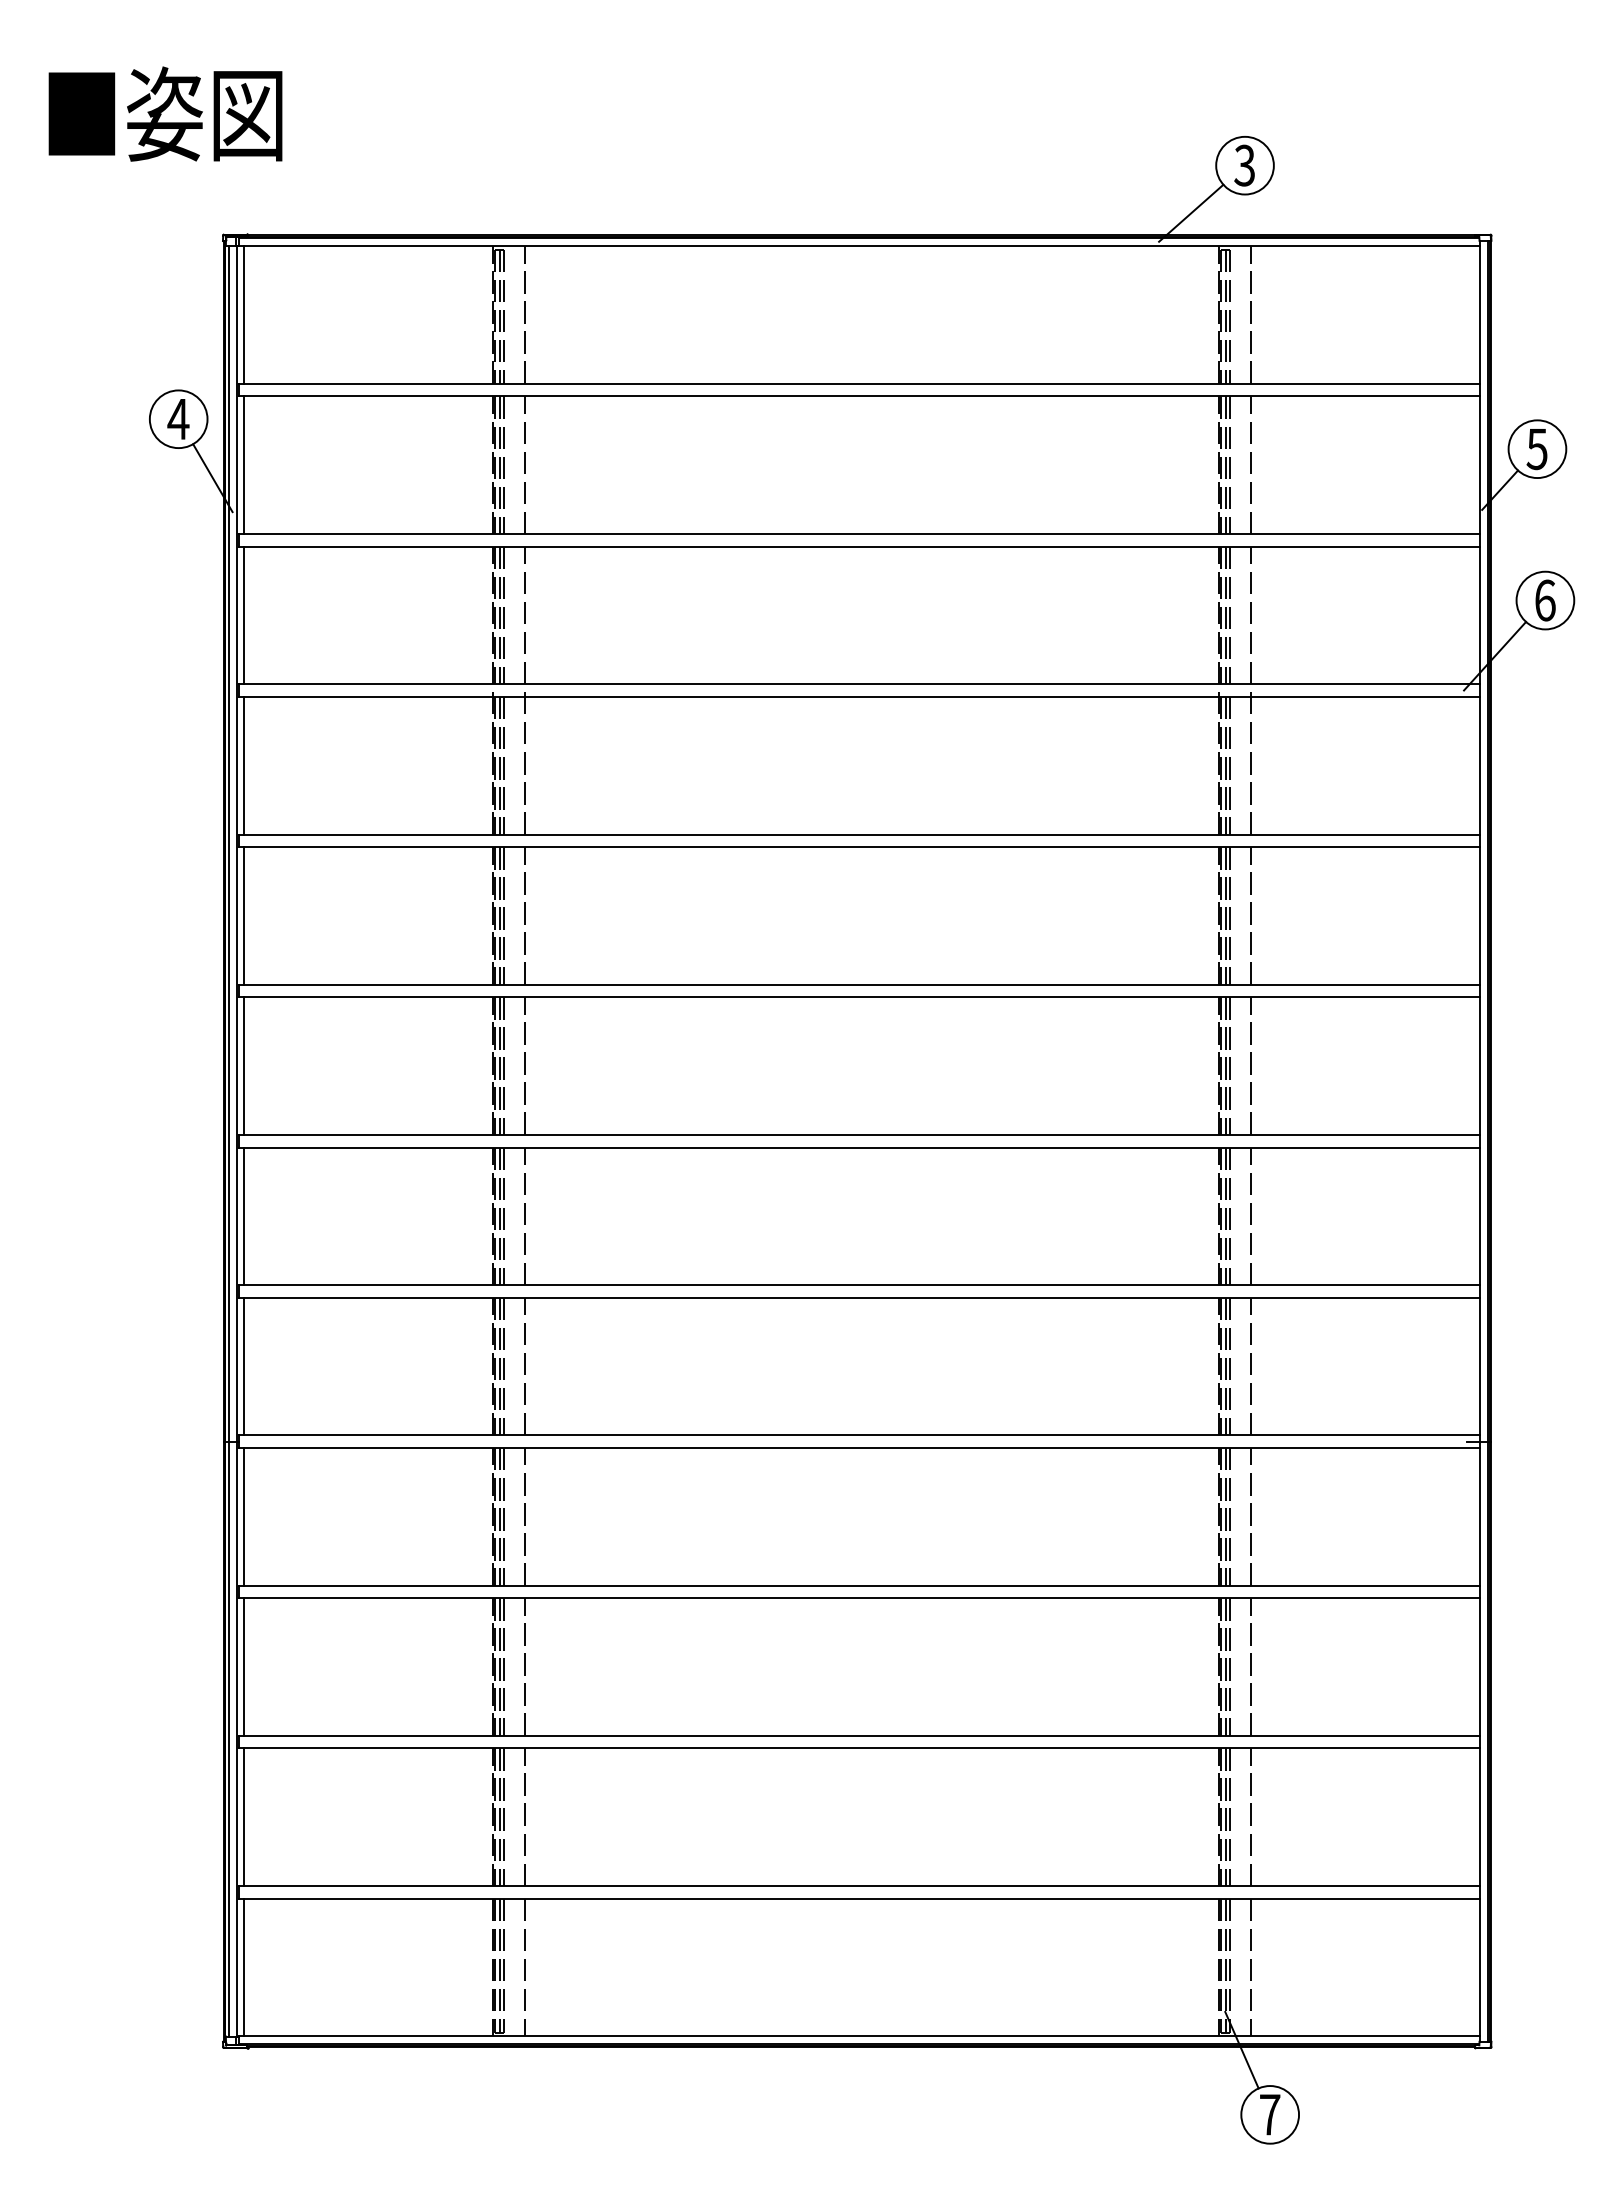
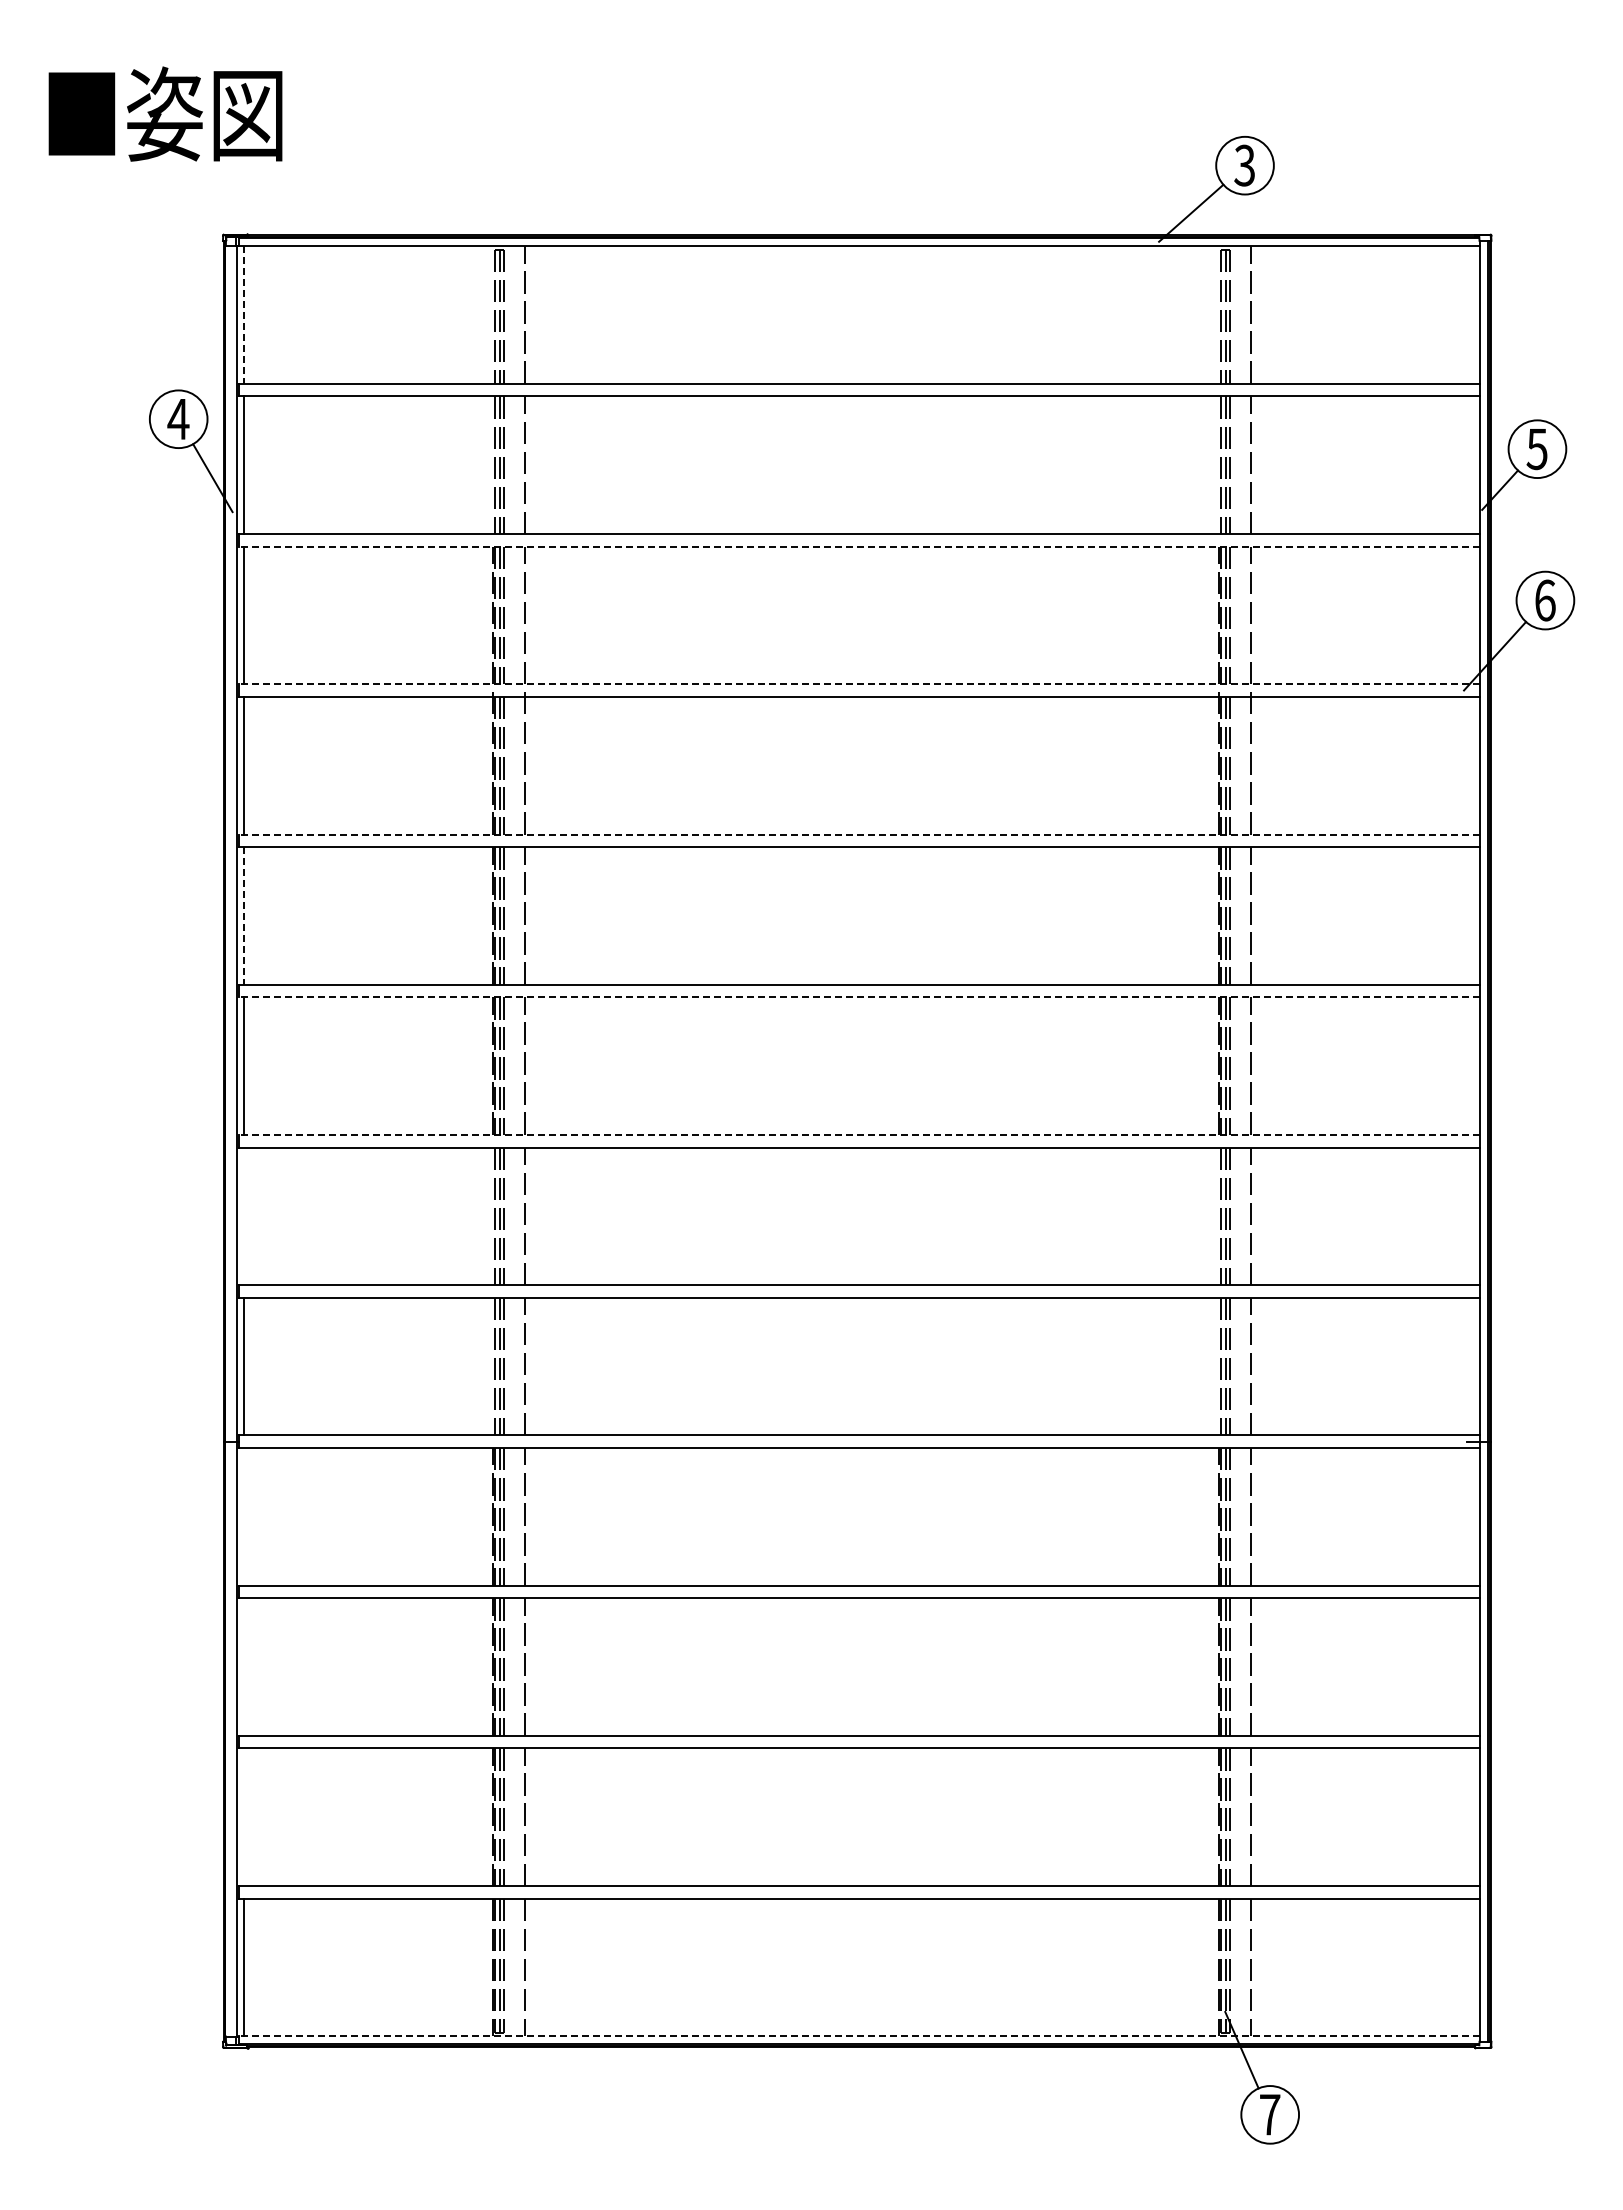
line: present -> none (492, 314)
line: present -> none (1218, 314)
line: solid -> dashed (243, 315)
line: present -> none (492, 465)
line: present -> none (1218, 465)
line: solid -> dashed (859, 546)
line: solid -> dashed (859, 684)
line: solid -> dashed (859, 834)
line: solid -> dashed (243, 915)
line: solid -> dashed (859, 997)
line: solid -> dashed (859, 1135)
line: present -> none (228, 1141)
line: present -> none (243, 1216)
line: present -> none (492, 1216)
line: present -> none (1218, 1216)
line: present -> none (492, 1366)
line: present -> none (1218, 1366)
line: present -> none (243, 1516)
line: present -> none (243, 1666)
line: present -> none (243, 1817)
line: solid -> dashed (859, 2036)
